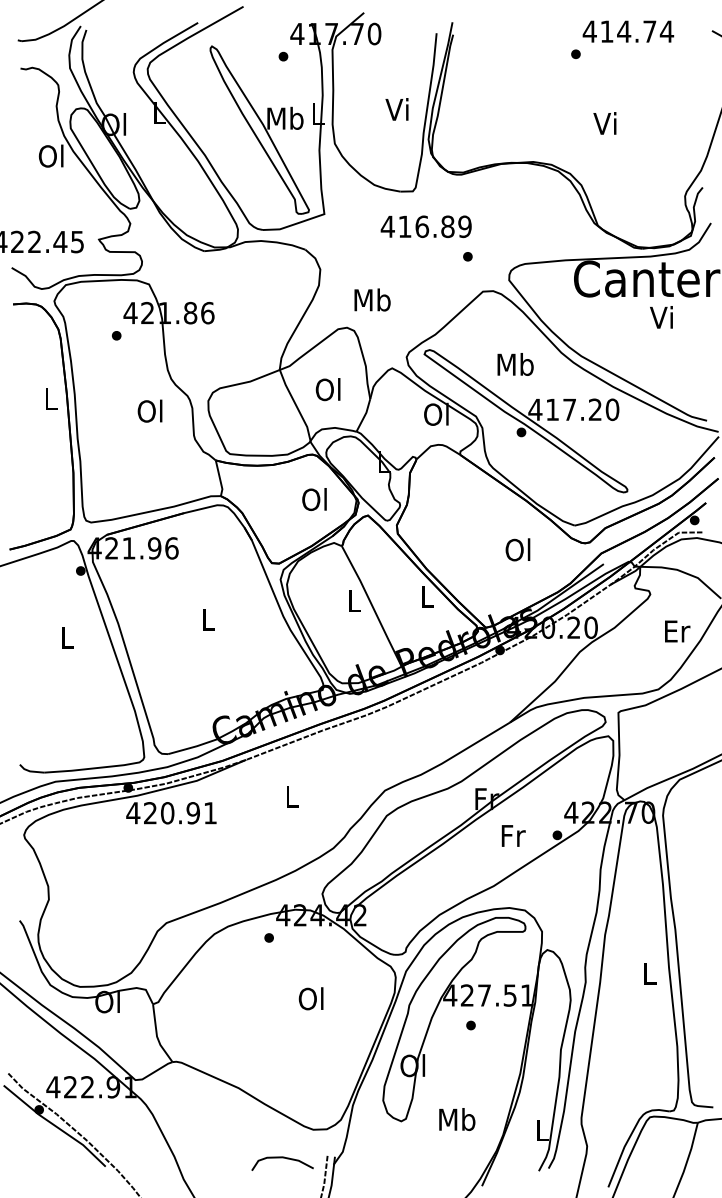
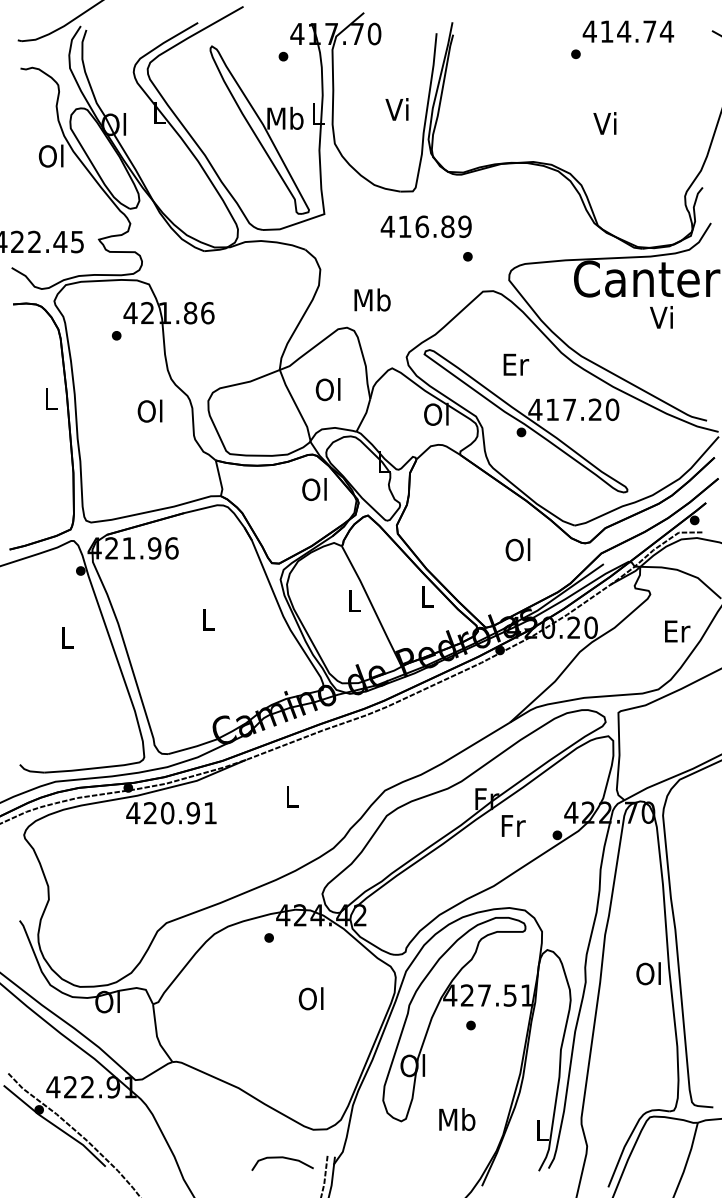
text: Mb -> Er (515, 364)
text position: (314, 499) -> (314, 489) (314, 489)
text position: (513, 835) -> (513, 825) (513, 825)
text: L -> Ol (648, 973)
